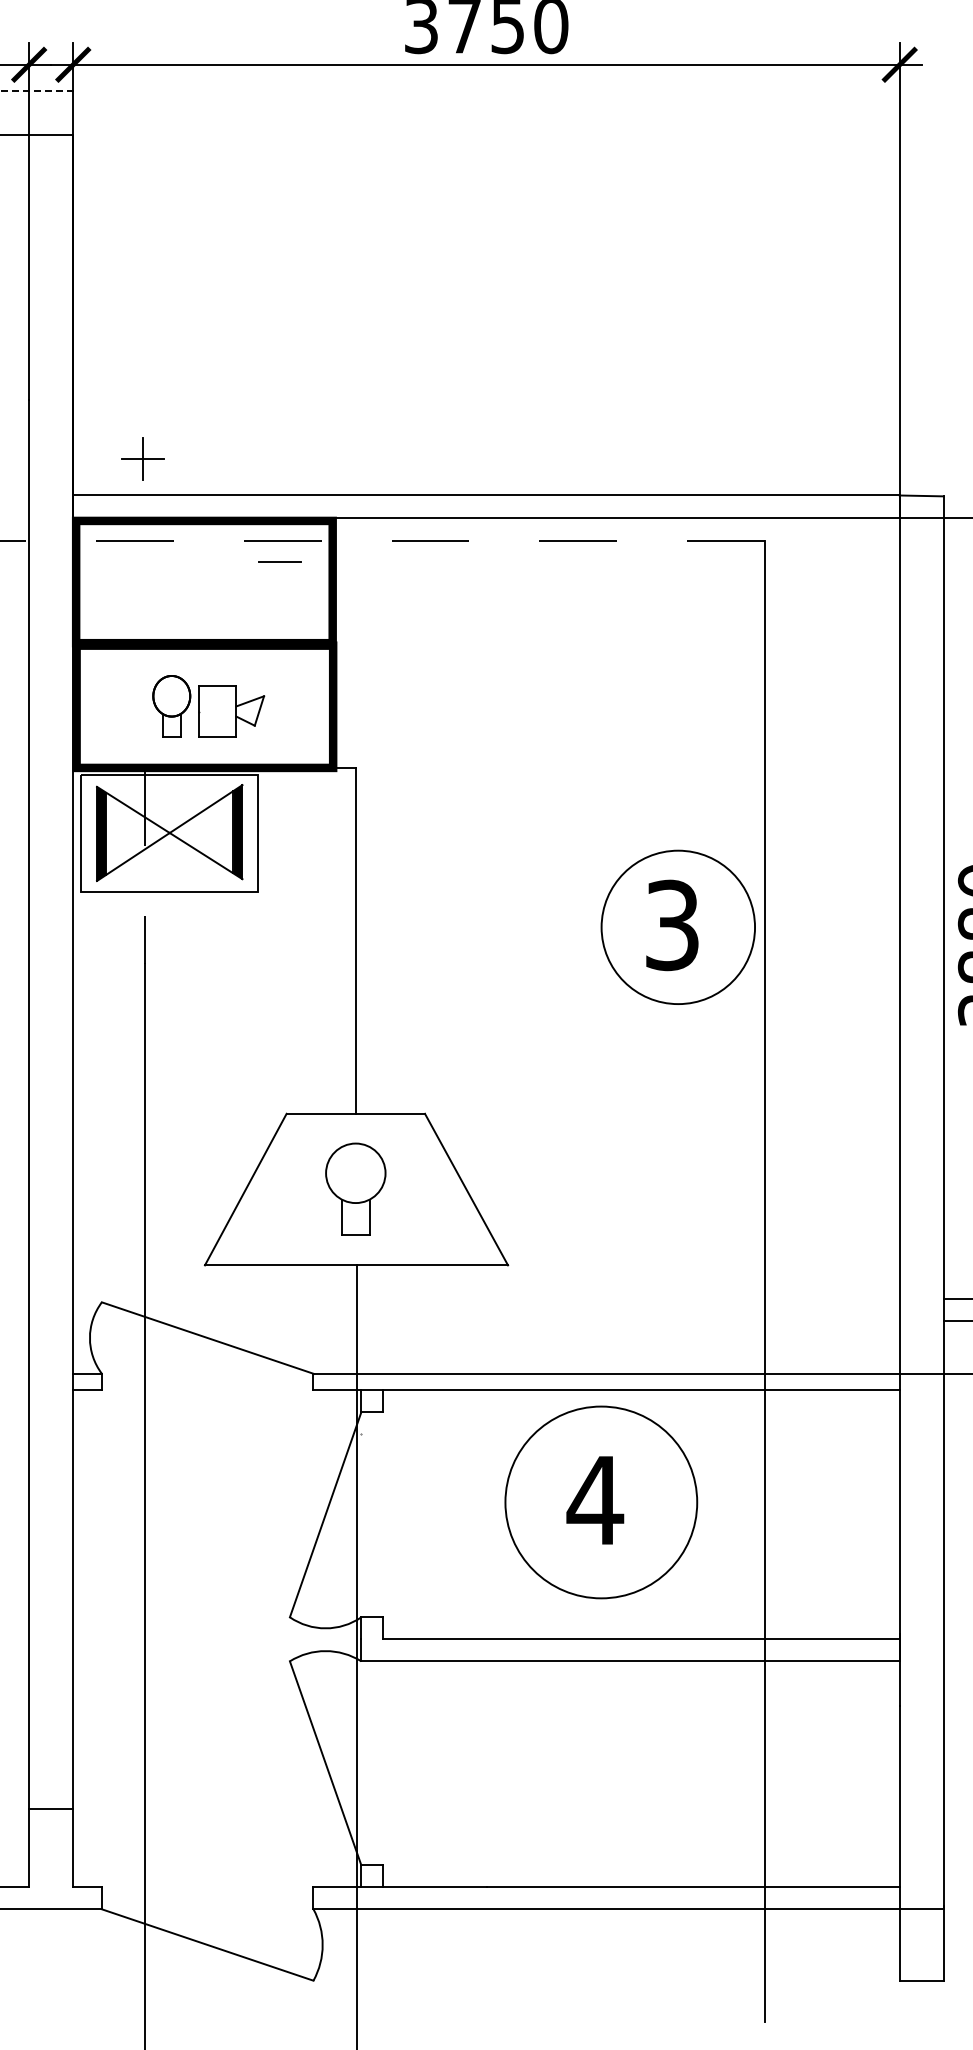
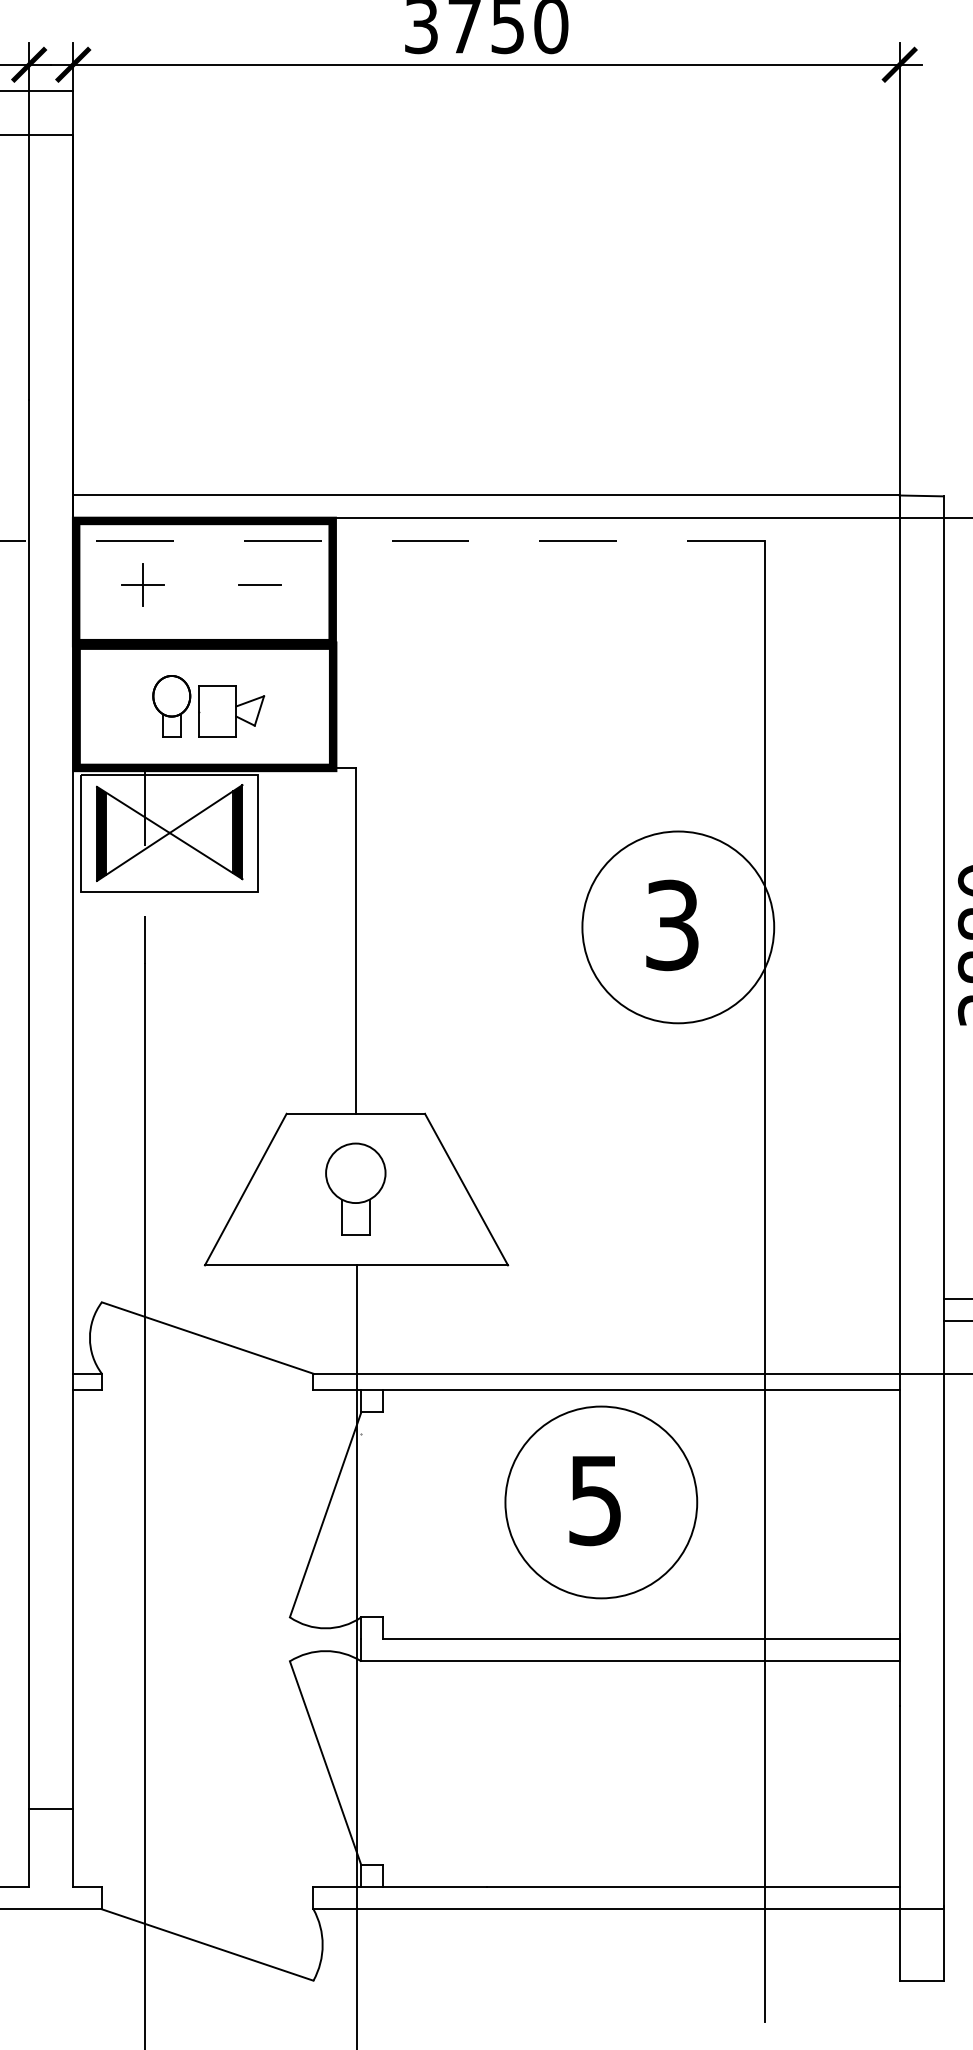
line: dashed -> solid (37, 91)
part position: (142, 458) -> (142, 584) (142, 584)
line position: (279, 561) -> (259, 584) (259, 584)
circle diameter: 153 px -> 192 px (678, 927)
text: 4 -> 5 (595, 1501)
